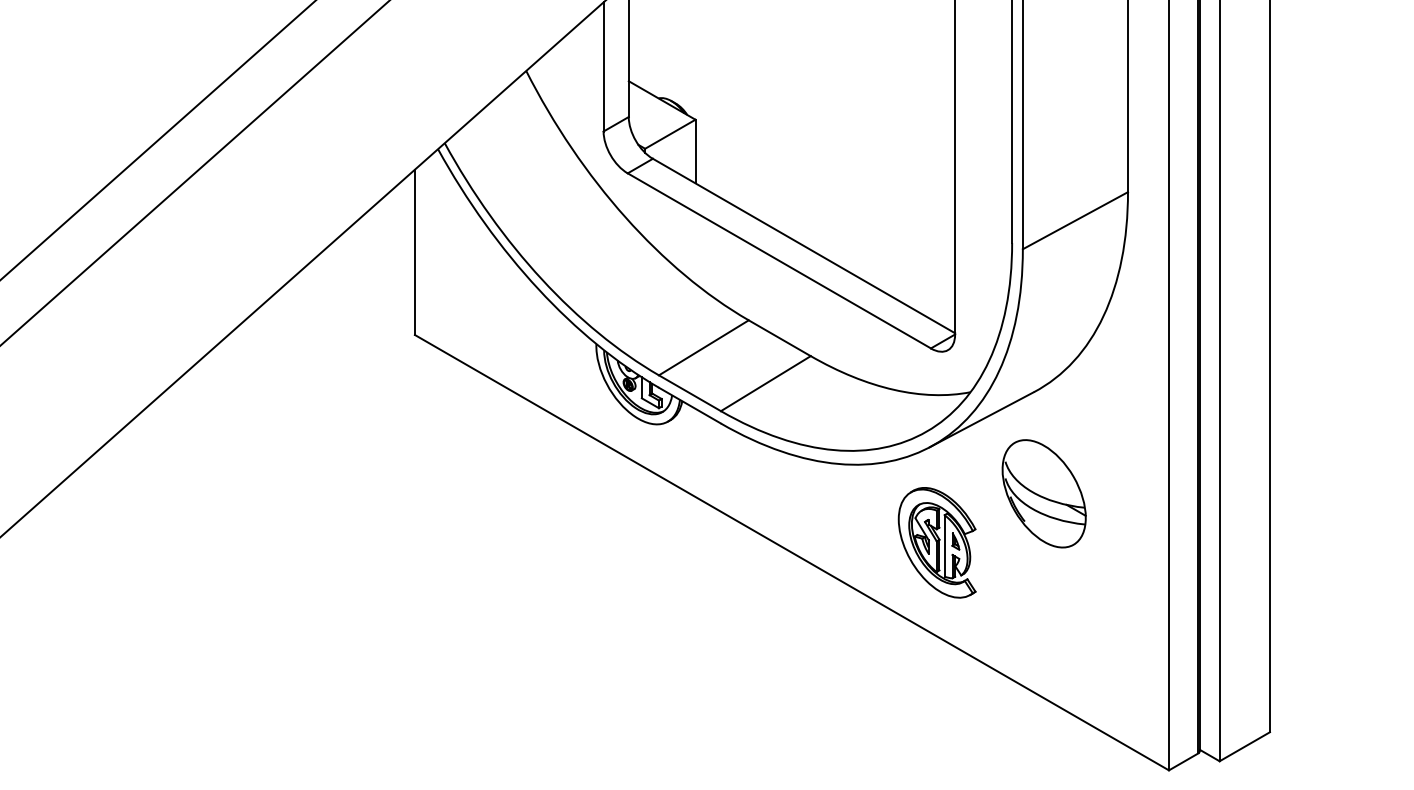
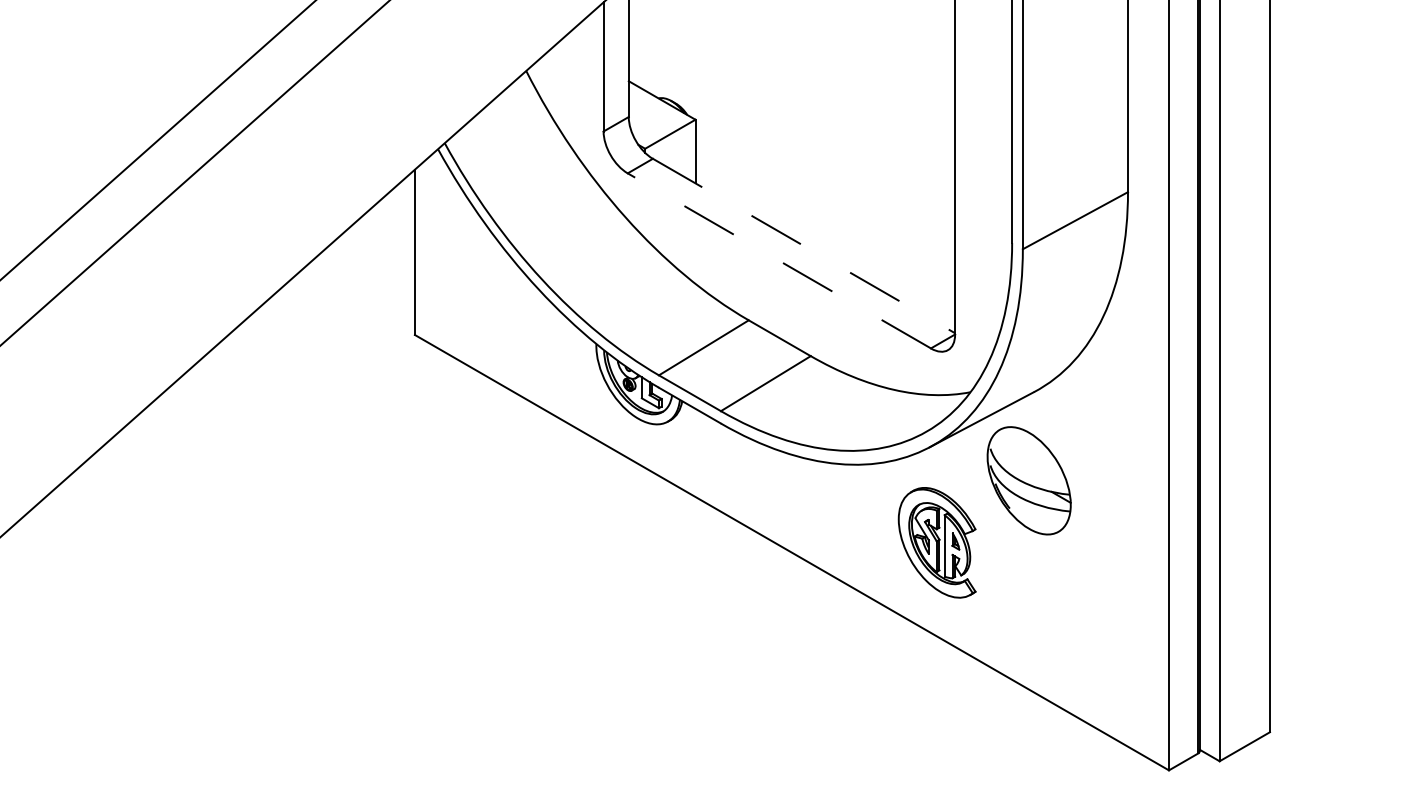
line: solid -> dashed (804, 246)
line: solid -> dashed (778, 260)
part position: (1043, 493) -> (1028, 480) (1028, 480)
